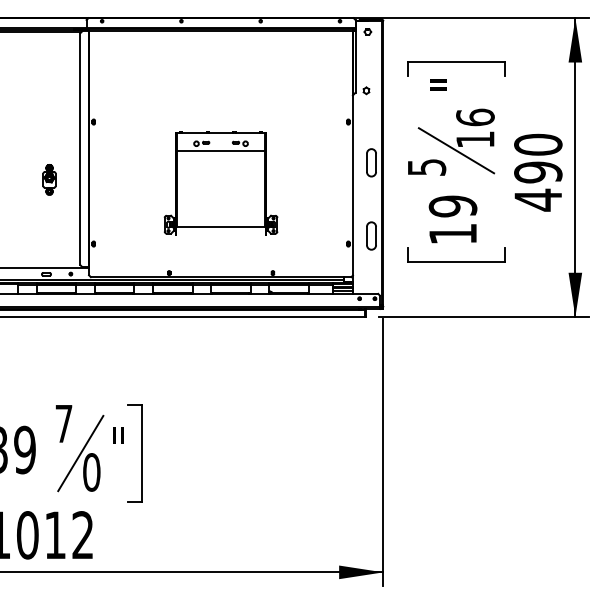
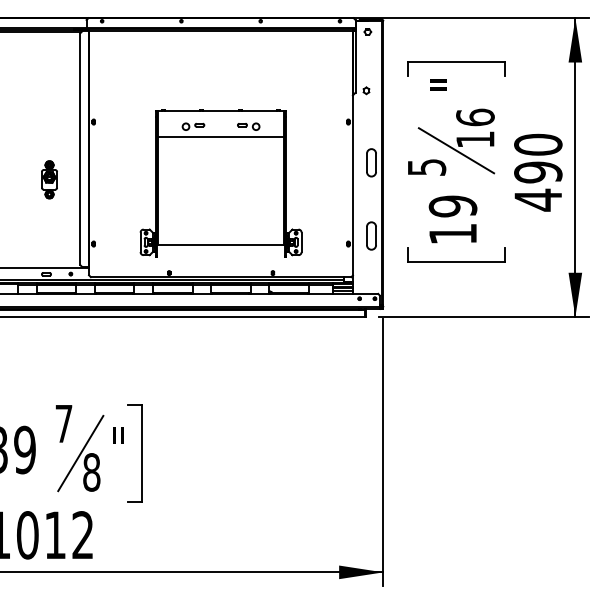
part size: 15x32 px -> 17x40 px (49, 179)
part size: 116x105 px -> 164x149 px (220, 183)
text: 0 -> 8 (91, 472)
